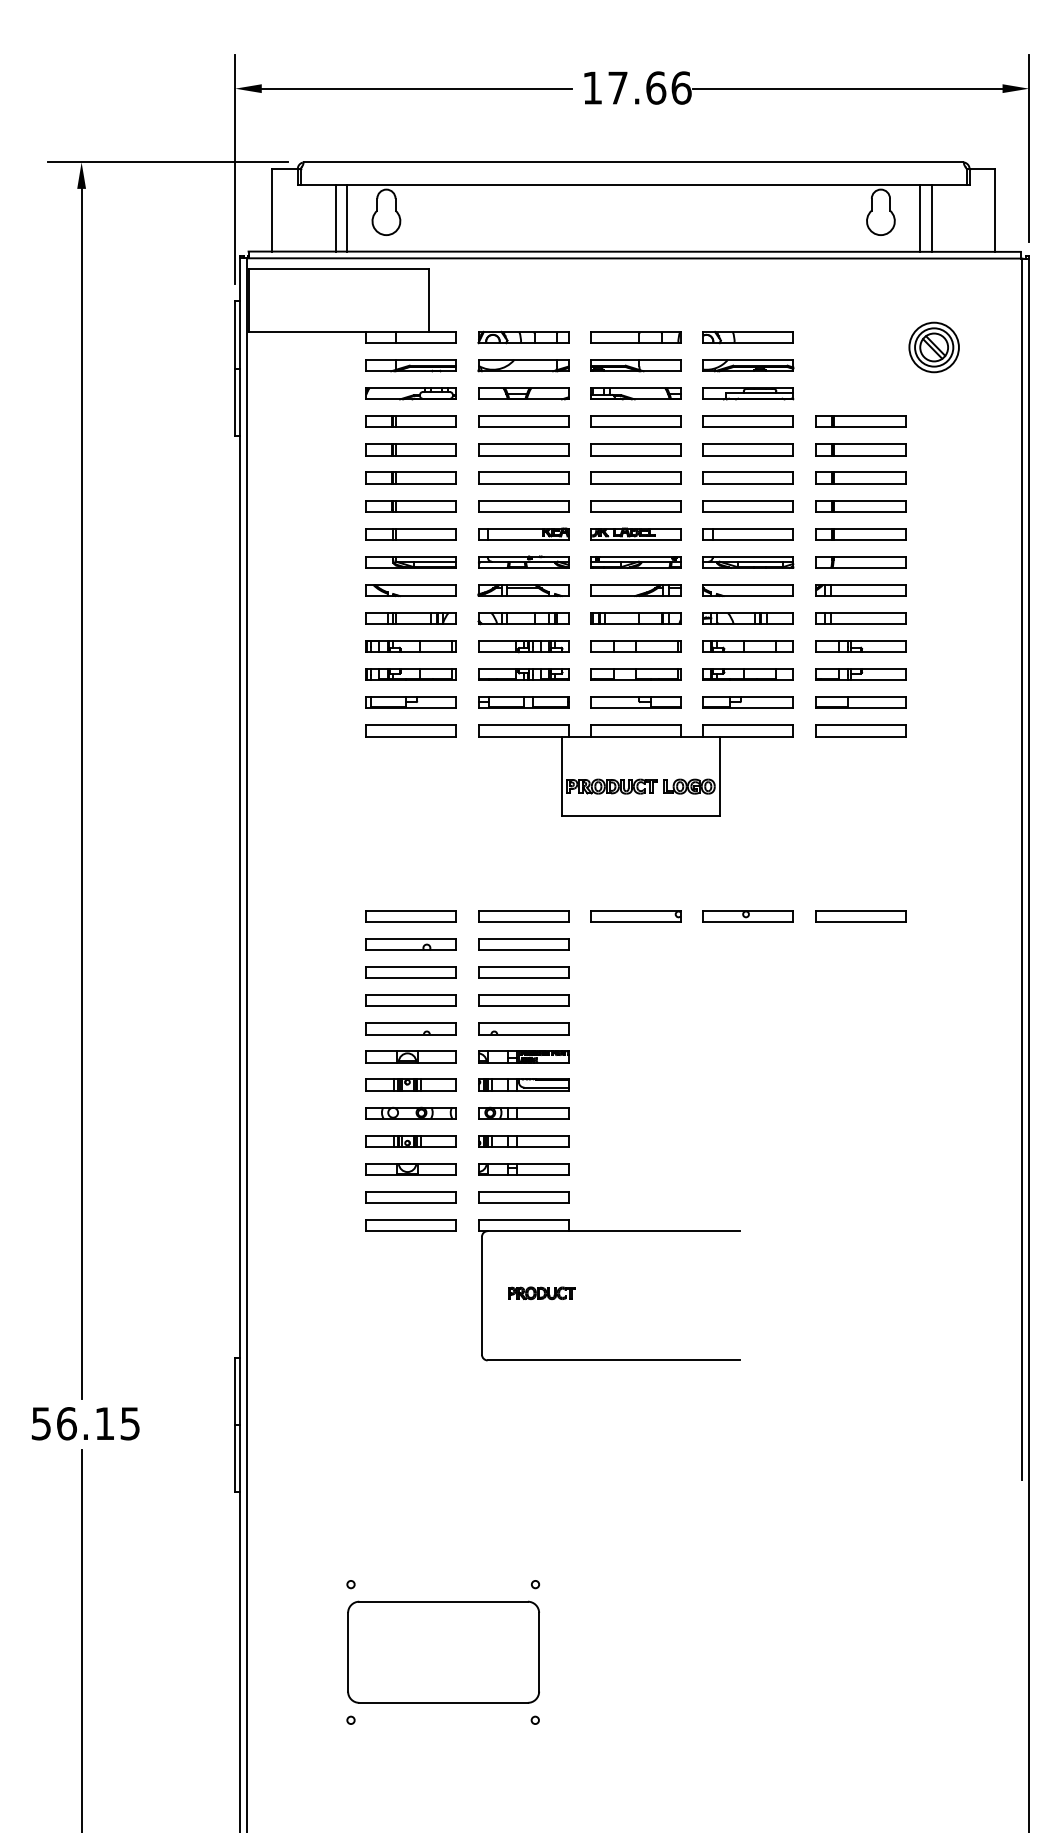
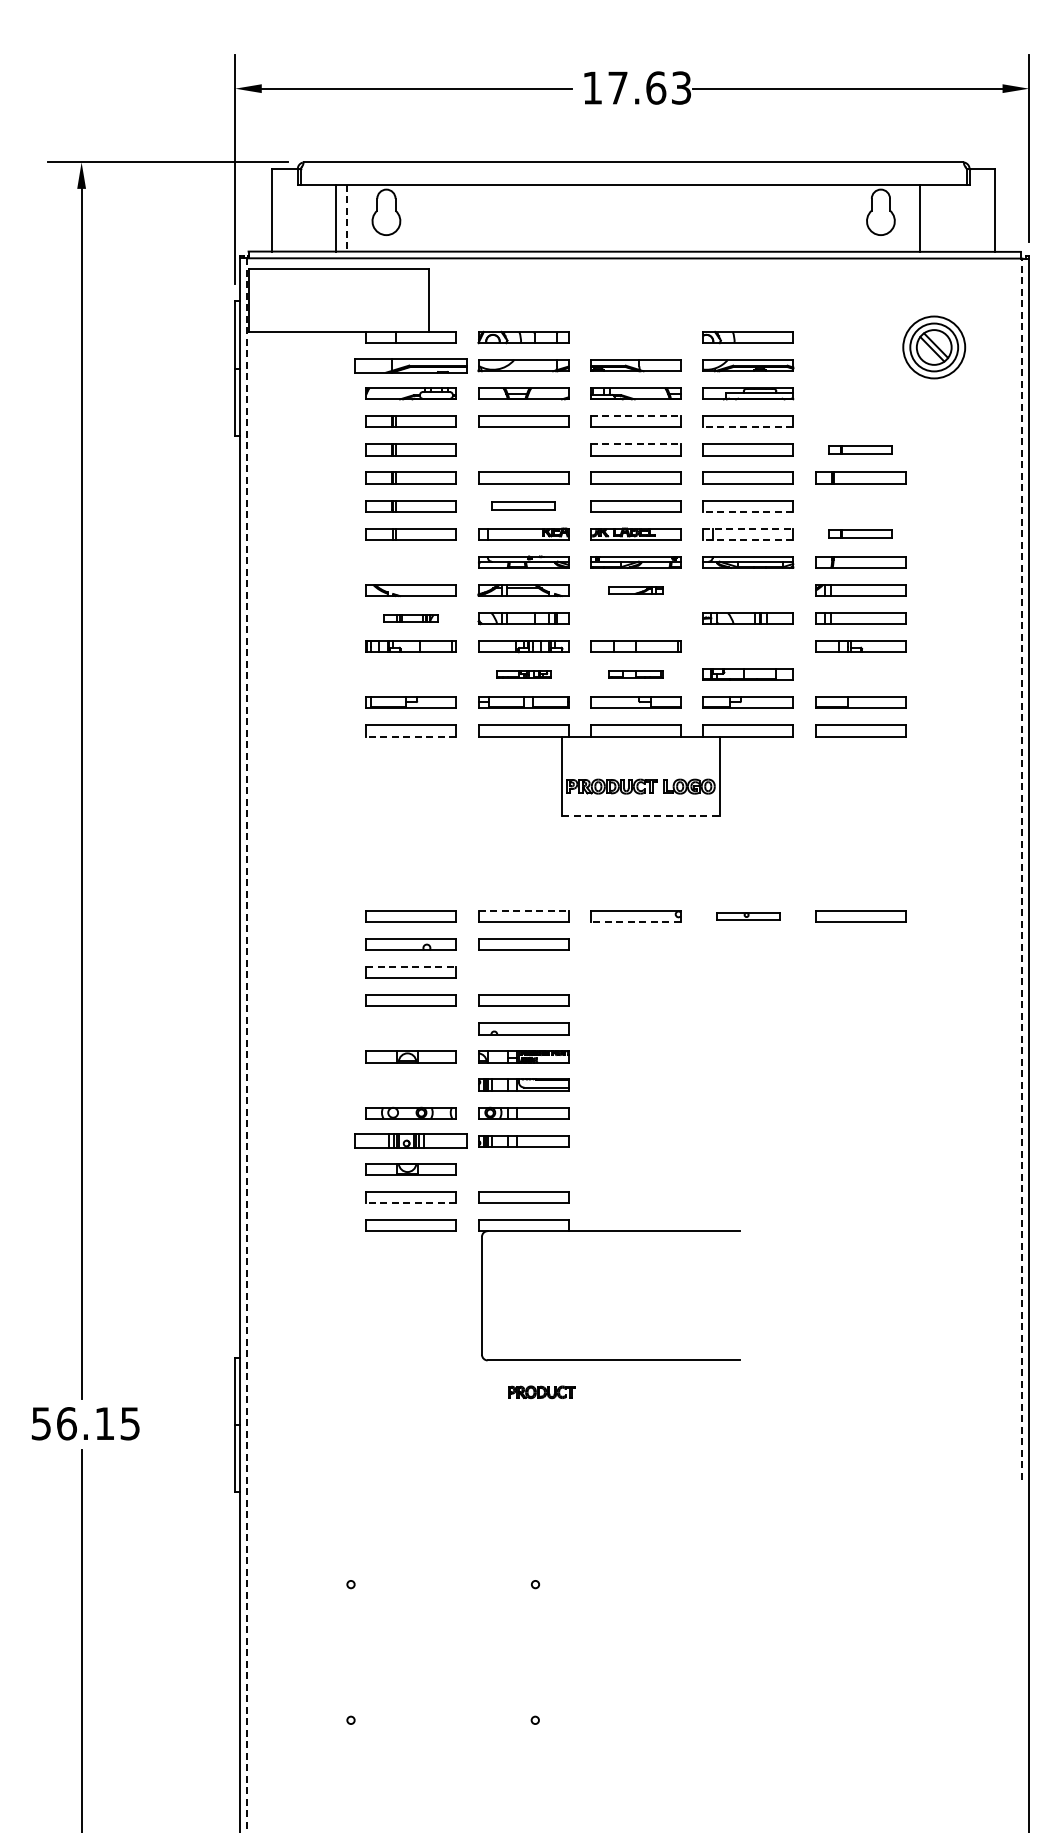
text: 17.66 -> 17.63 (681, 87)
line: present -> none (931, 217)
line: solid -> dashed (347, 218)
part: present -> none (635, 337)
part size: 52x53 px -> 65x65 px (934, 347)
part size: 92x14 px -> 114x16 px (410, 365)
line: solid -> dashed (635, 416)
part: present -> none (860, 421)
line: solid -> dashed (748, 427)
line: solid -> dashed (635, 444)
part: present -> none (523, 449)
part size: 92x14 px -> 65x10 px (860, 449)
part size: 92x13 px -> 65x10 px (523, 505)
part: present -> none (860, 506)
line: solid -> dashed (748, 511)
line: solid -> dashed (748, 528)
part size: 92x13 px -> 65x10 px (860, 533)
line: solid -> dashed (748, 539)
part: present -> none (410, 562)
part size: 92x13 px -> 56x9 px (635, 590)
part: present -> none (747, 590)
part size: 92x13 px -> 56x9 px (410, 618)
part: present -> none (635, 618)
part: present -> none (747, 646)
part: present -> none (410, 674)
part size: 92x13 px -> 56x9 px (523, 674)
part size: 92x13 px -> 56x9 px (635, 674)
part: present -> none (860, 674)
line: solid -> dashed (411, 736)
line: solid -> dashed (641, 816)
line: solid -> dashed (1022, 869)
line: solid -> dashed (523, 910)
part size: 92x13 px -> 65x9 px (748, 916)
line: solid -> dashed (635, 922)
line: solid -> dashed (411, 967)
part: present -> none (523, 972)
part: present -> none (410, 1028)
line: solid -> dashed (246, 1045)
part: present -> none (410, 1084)
part size: 92x13 px -> 114x16 px (410, 1140)
part: present -> none (523, 1169)
line: solid -> dashed (411, 1203)
part position: (541, 1293) -> (541, 1392) (541, 1392)
part: present -> none (443, 1651)
